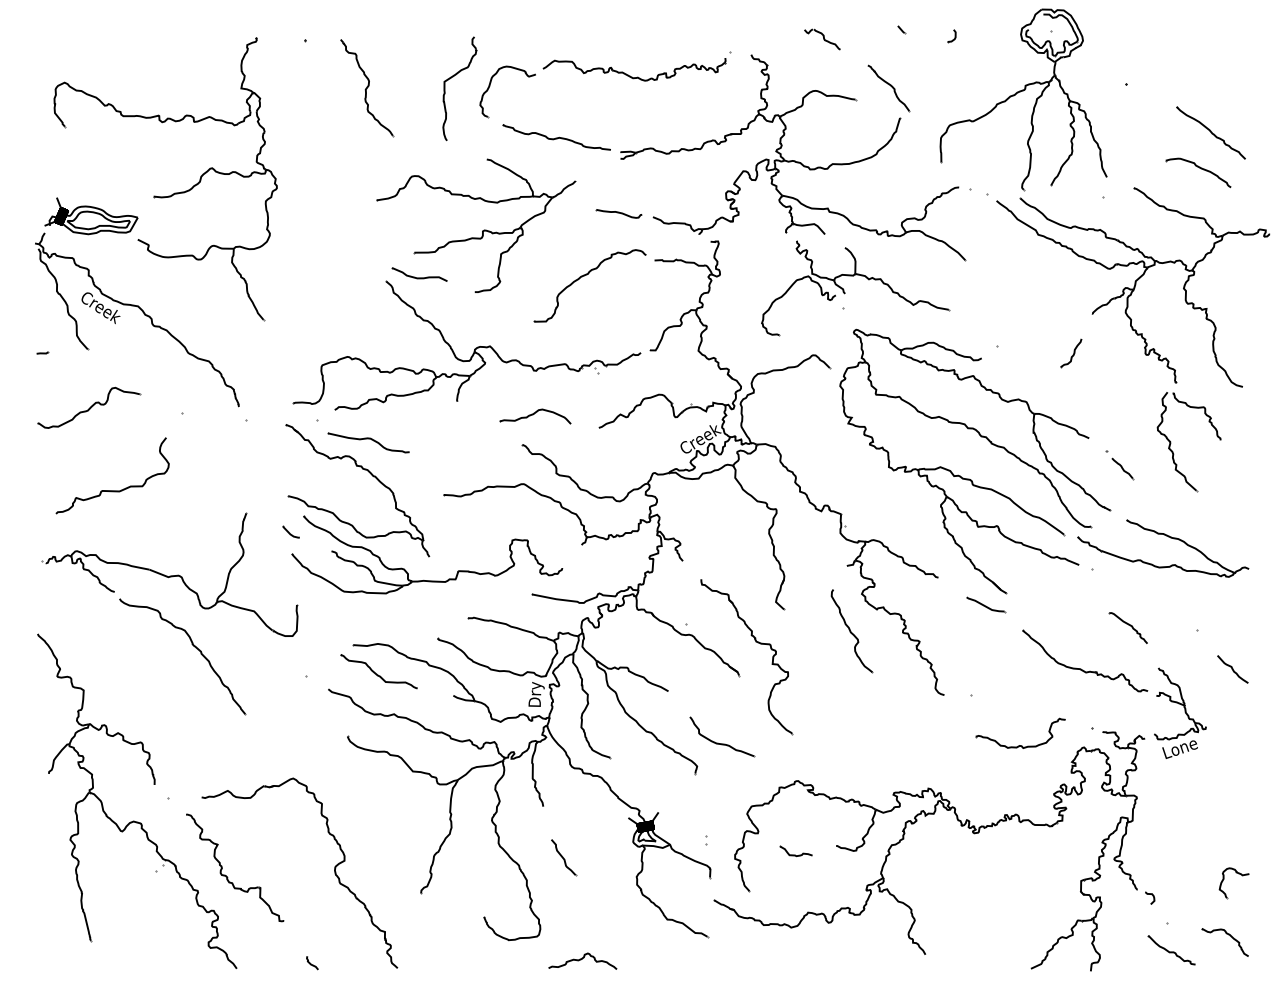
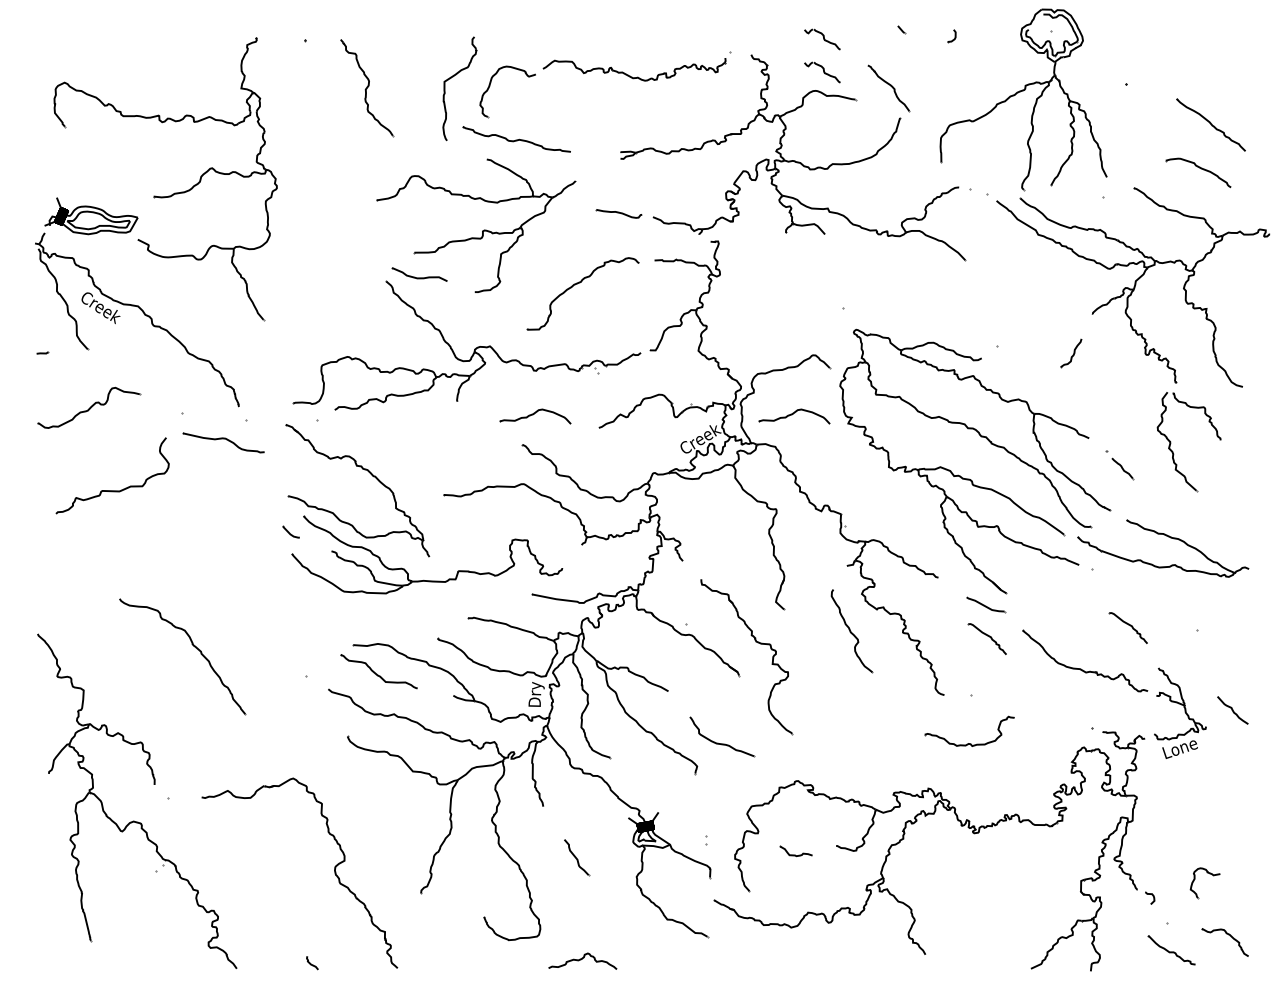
part: none -> present (822, 72)
part position: (1210, 132) -> (1210, 124) (1210, 124)
part position: (556, 137) -> (516, 139) (516, 139)
part position: (587, 275) -> (580, 283) (580, 283)
part: present -> none (845, 292)
part: none -> present (794, 416)
part position: (368, 442) -> (223, 442) (223, 442)
part: present -> none (169, 574)
part: none -> present (986, 638)
curve position: (1232, 669) -> (1232, 710) (1232, 710)
part position: (1020, 745) -> (969, 743) (969, 743)
part position: (564, 857) -> (577, 857) (577, 857)
part: present -> none (226, 875)
part position: (1224, 879) -> (1195, 879) (1195, 879)
